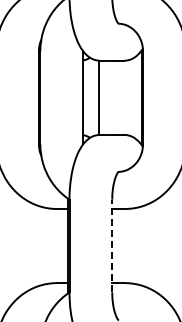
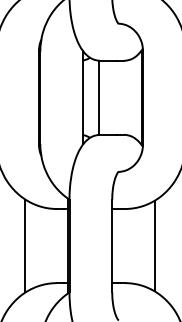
line: none -> present (25, 245)
line: dashed -> solid (112, 245)
line: none -> present (154, 245)
